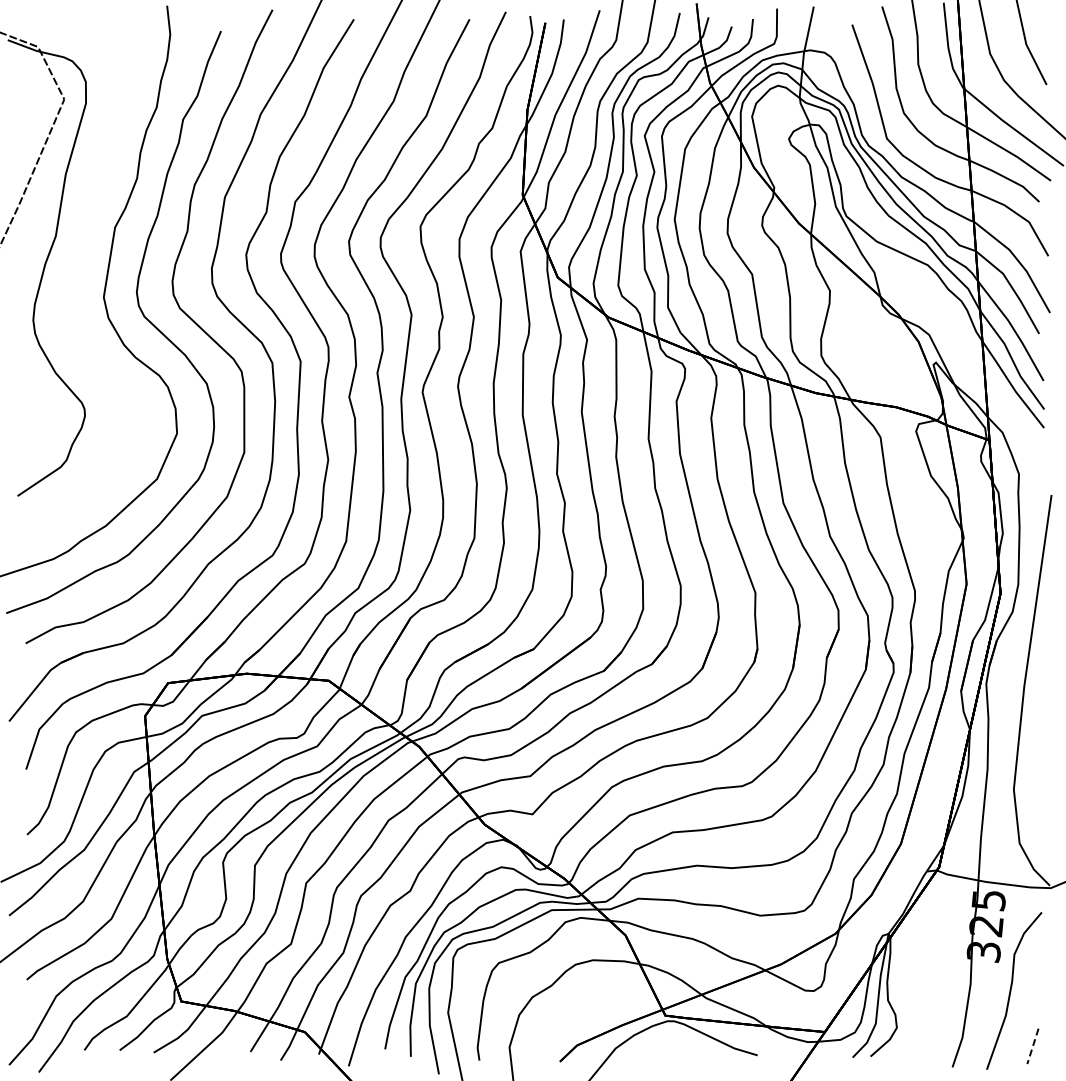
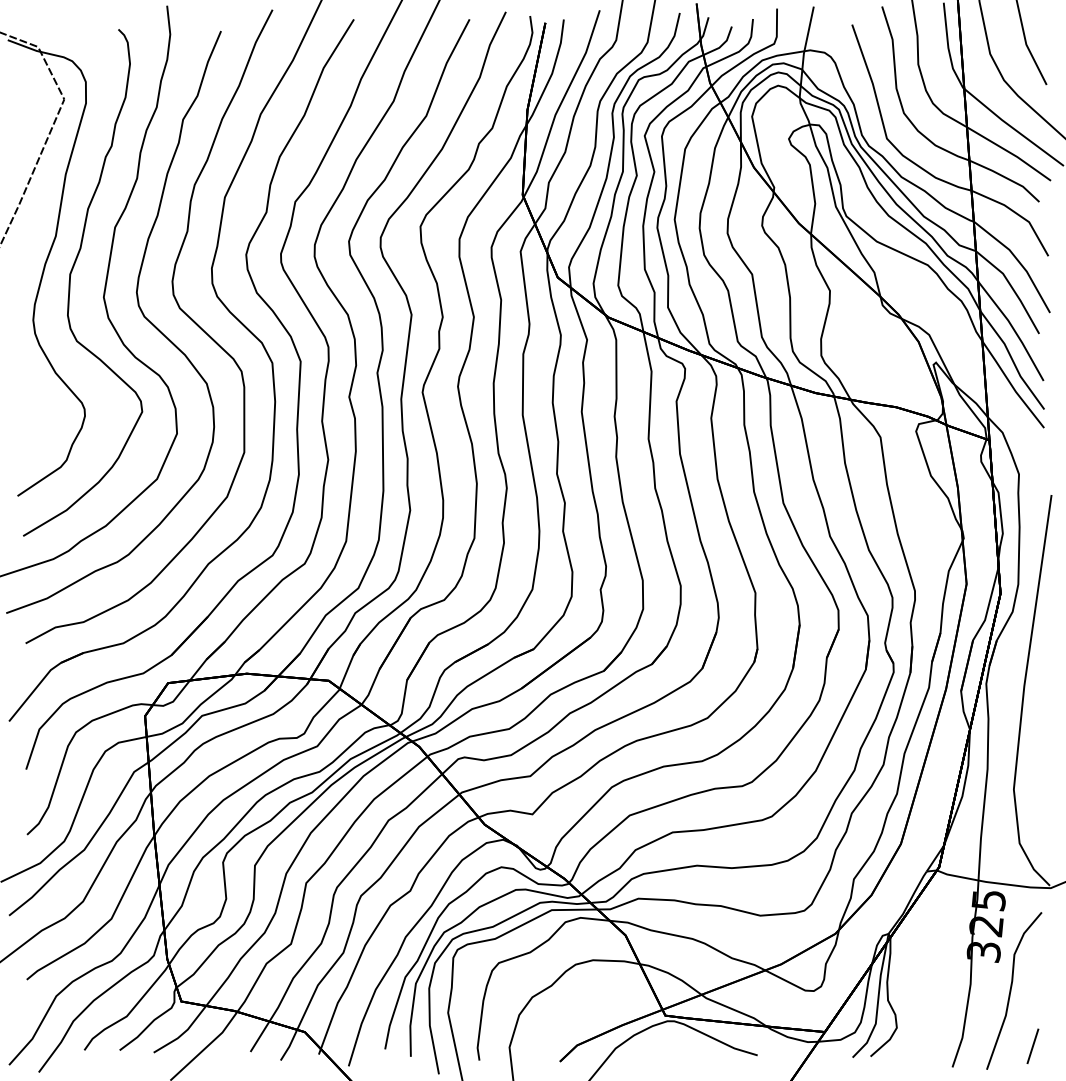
curve: none -> present (70, 282)
line: dashed -> solid (1032, 1046)
